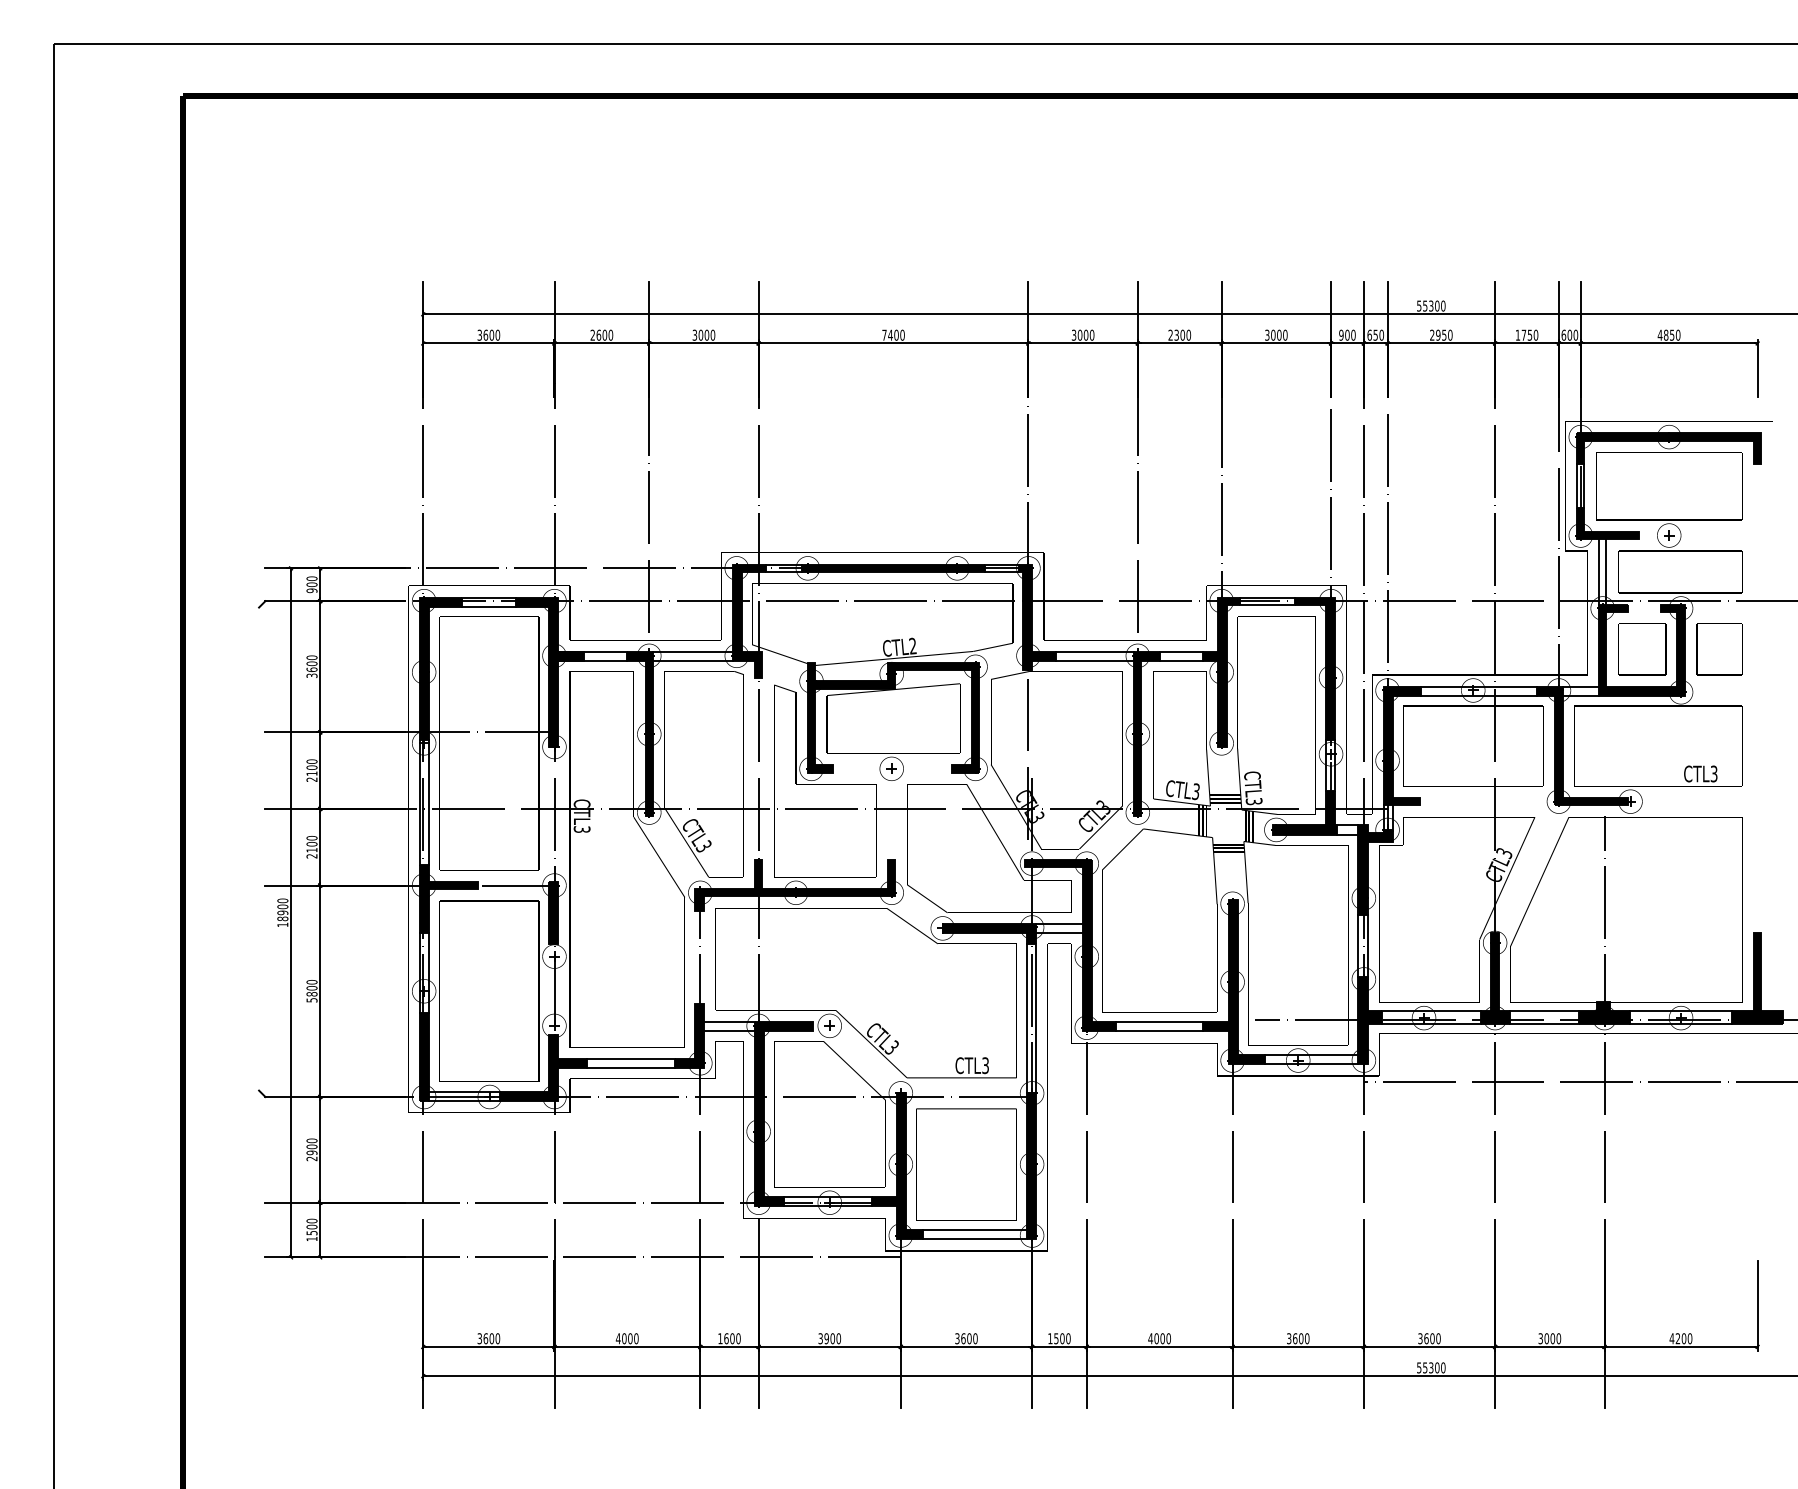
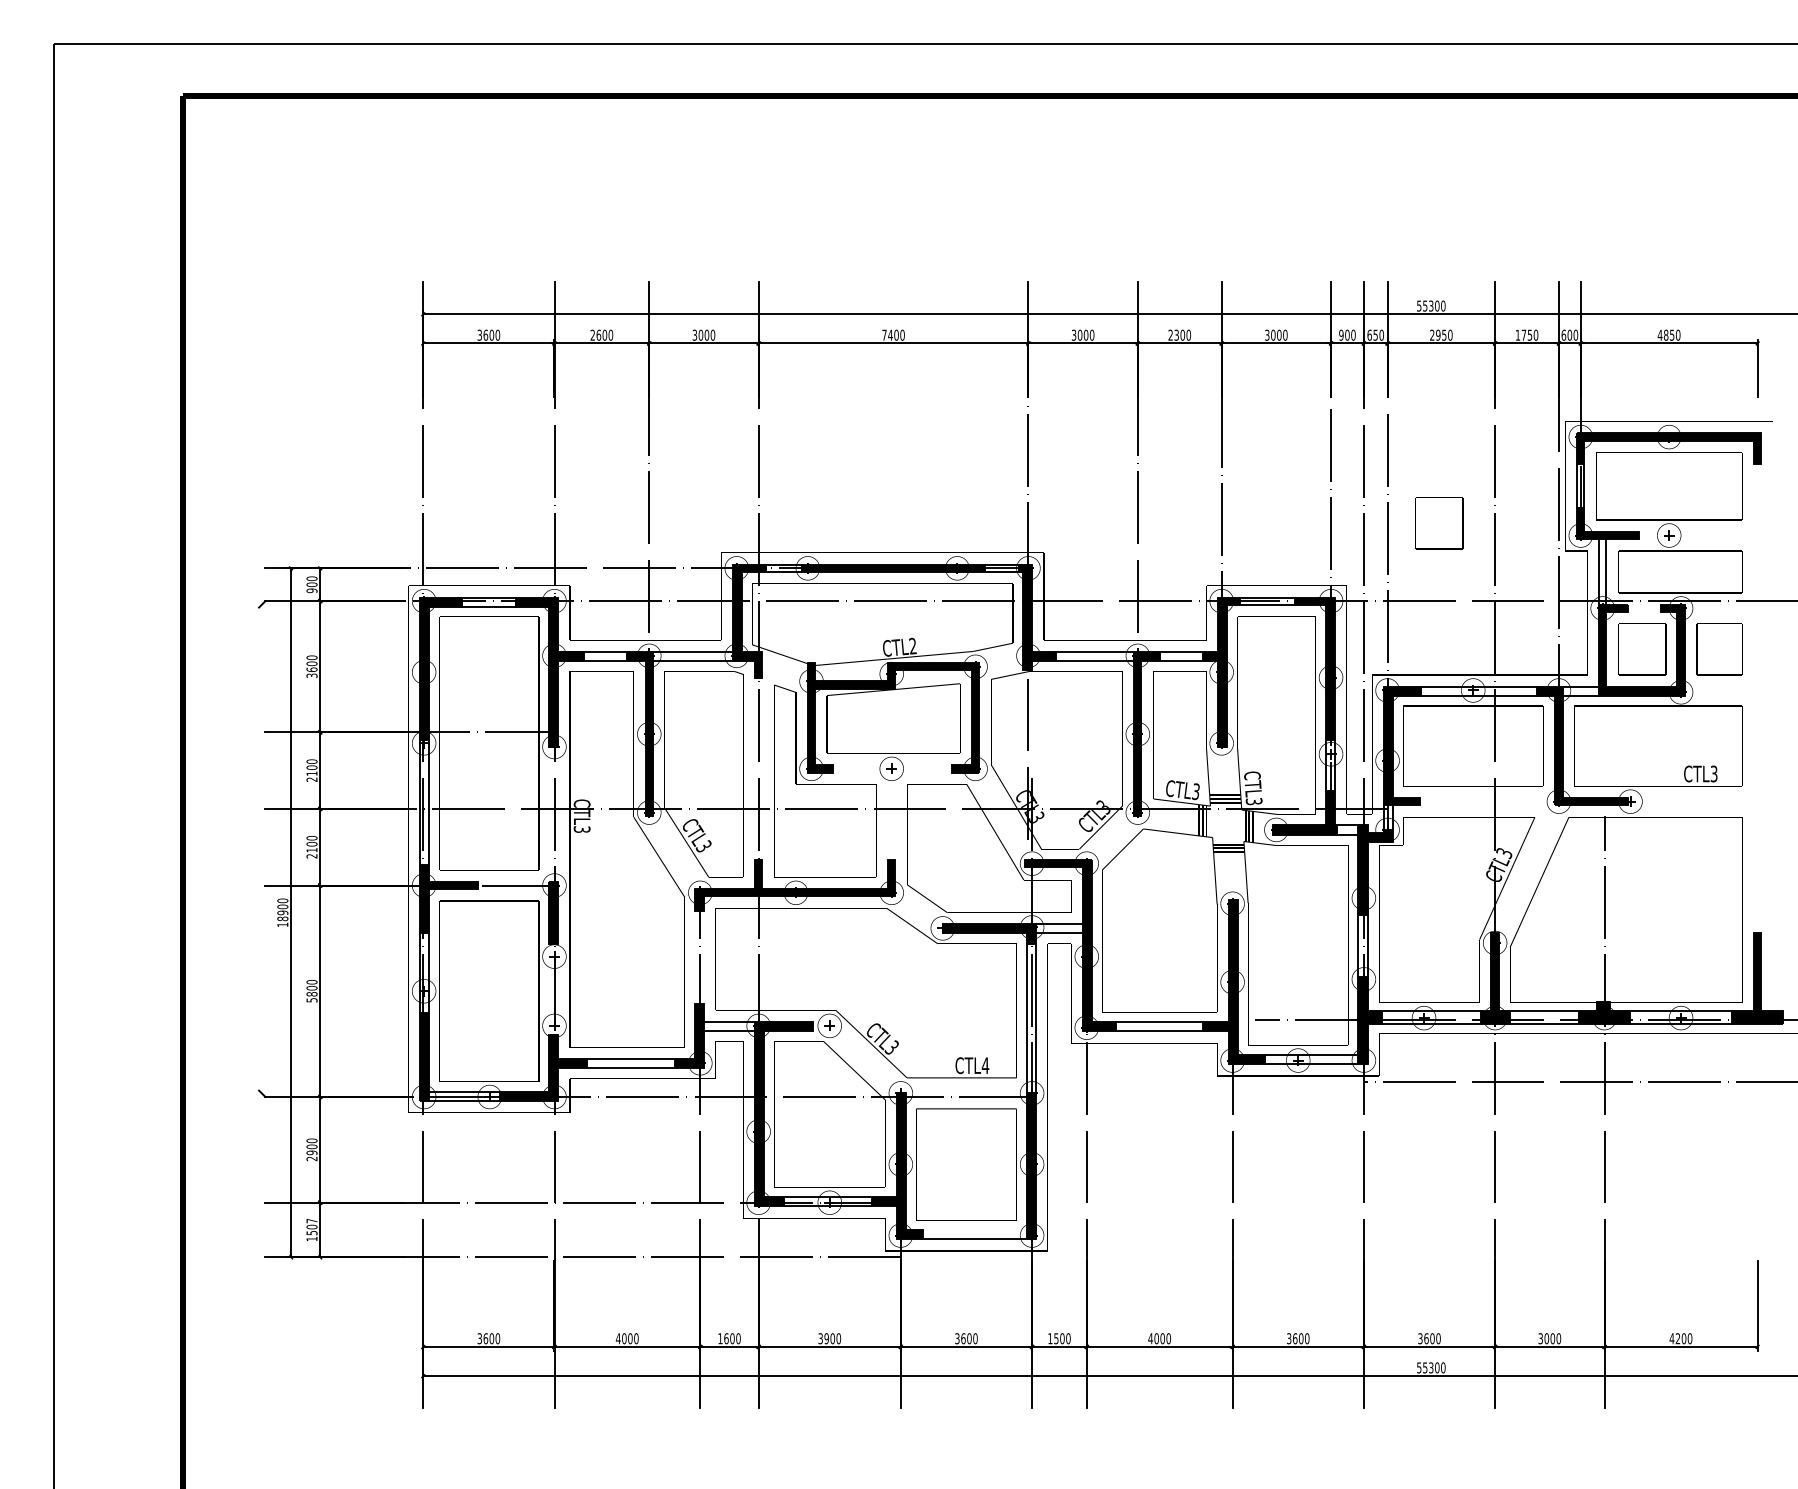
part: none -> present (1439, 523)
text: CTL3 -> CTL4 (985, 1065)
text: 1500 -> 1507 (311, 1220)
line: present -> none (974, 1230)
